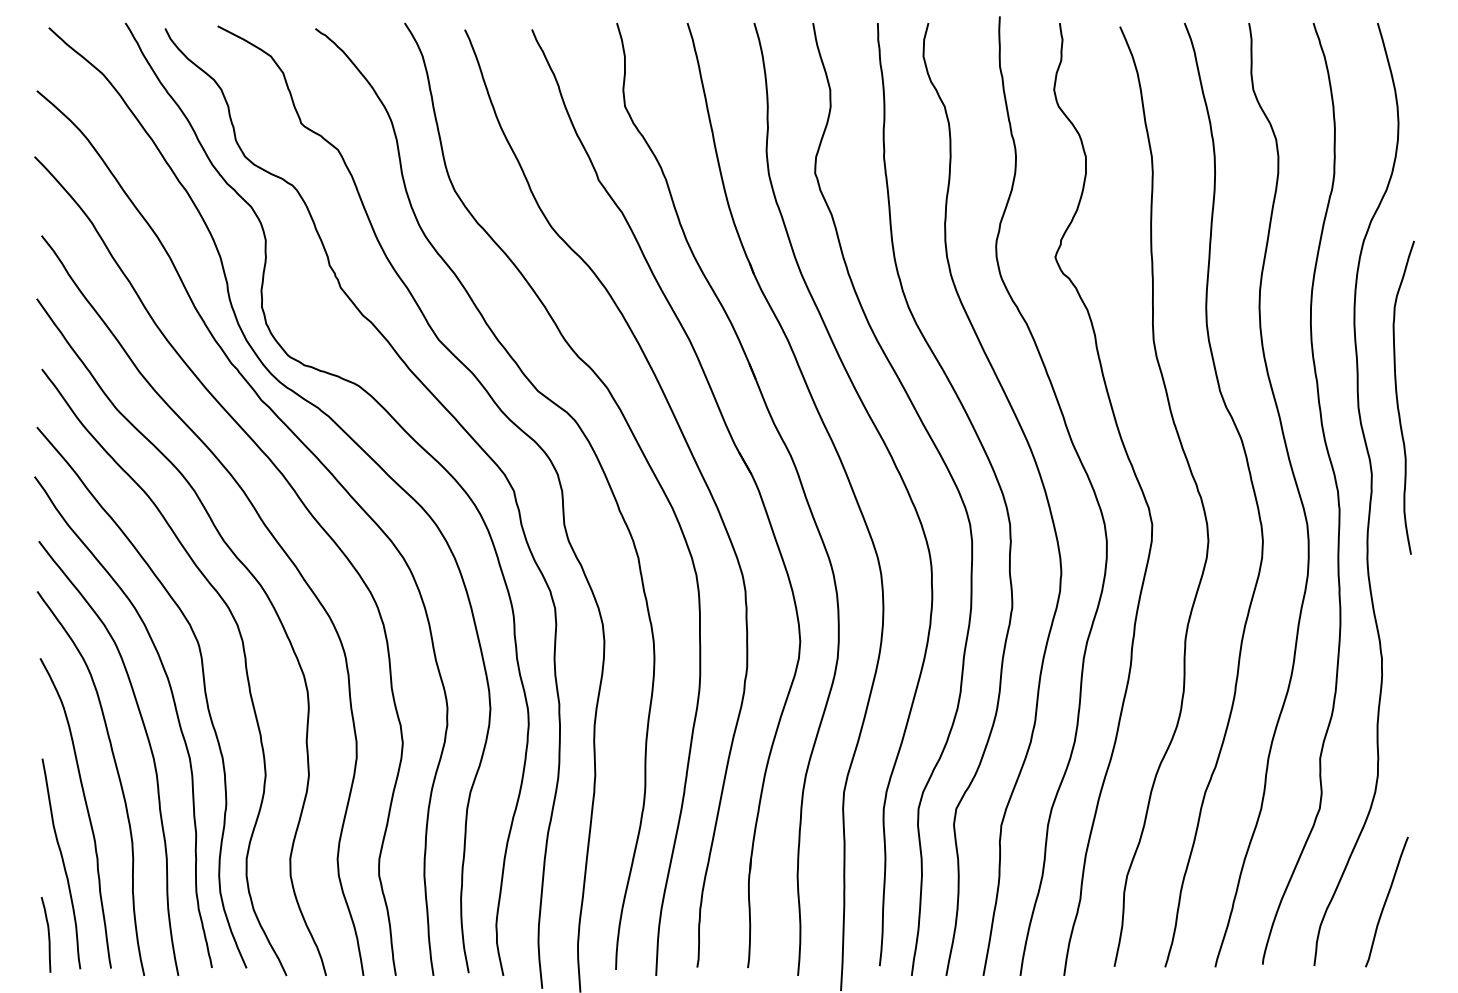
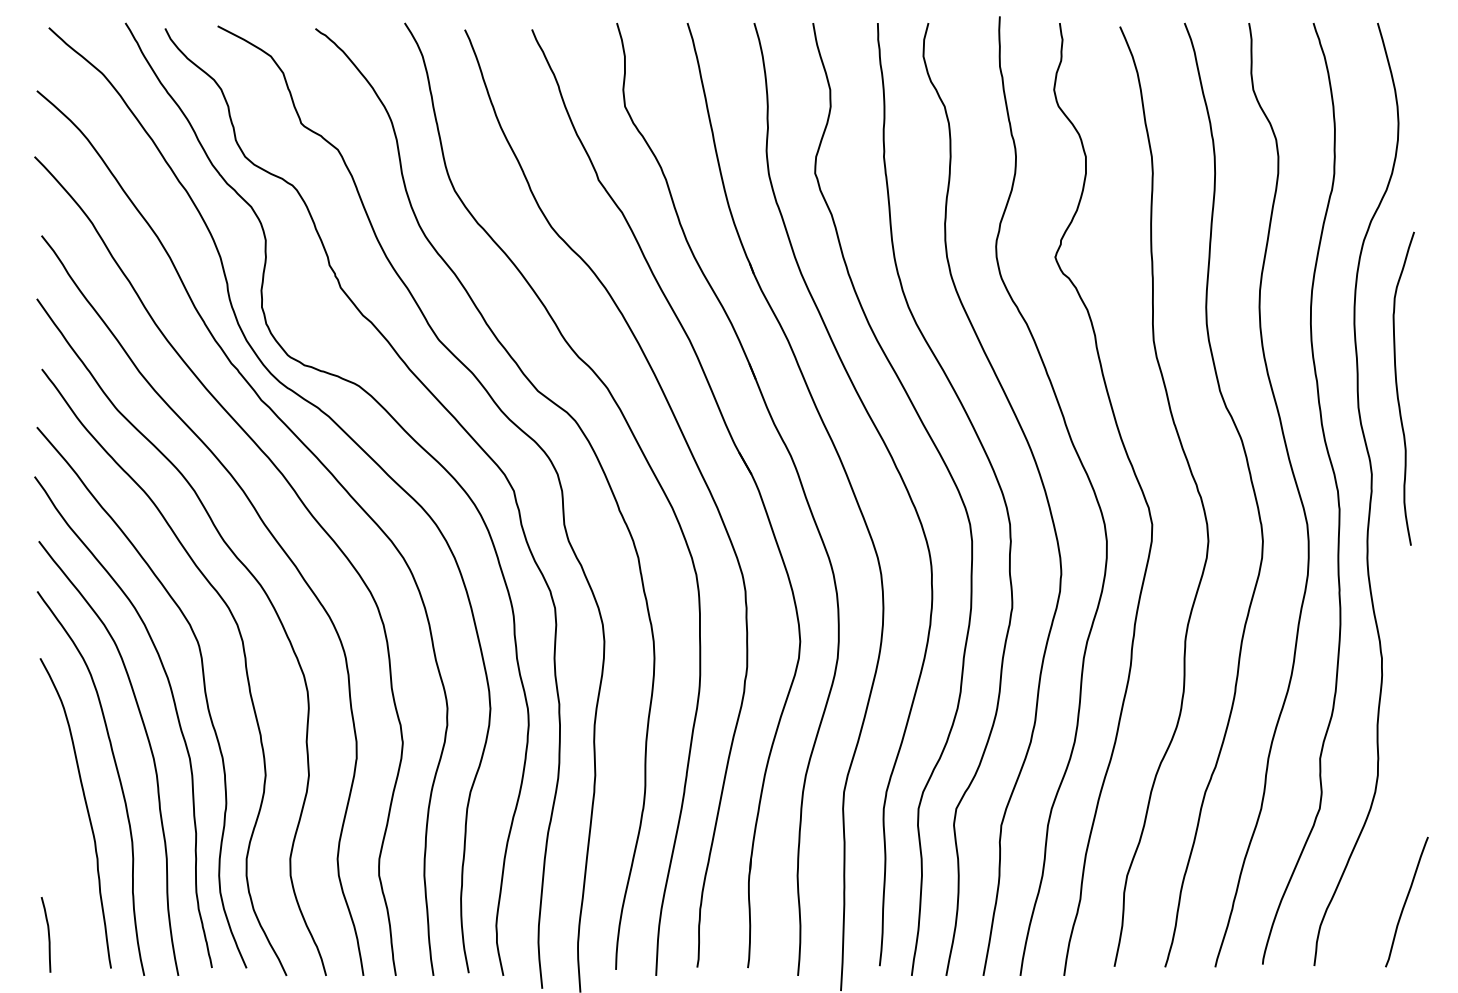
curve position: (1398, 400) -> (1398, 391) (1398, 391)
curve: present -> none (62, 863)
curve position: (1386, 901) -> (1406, 901) (1406, 901)
